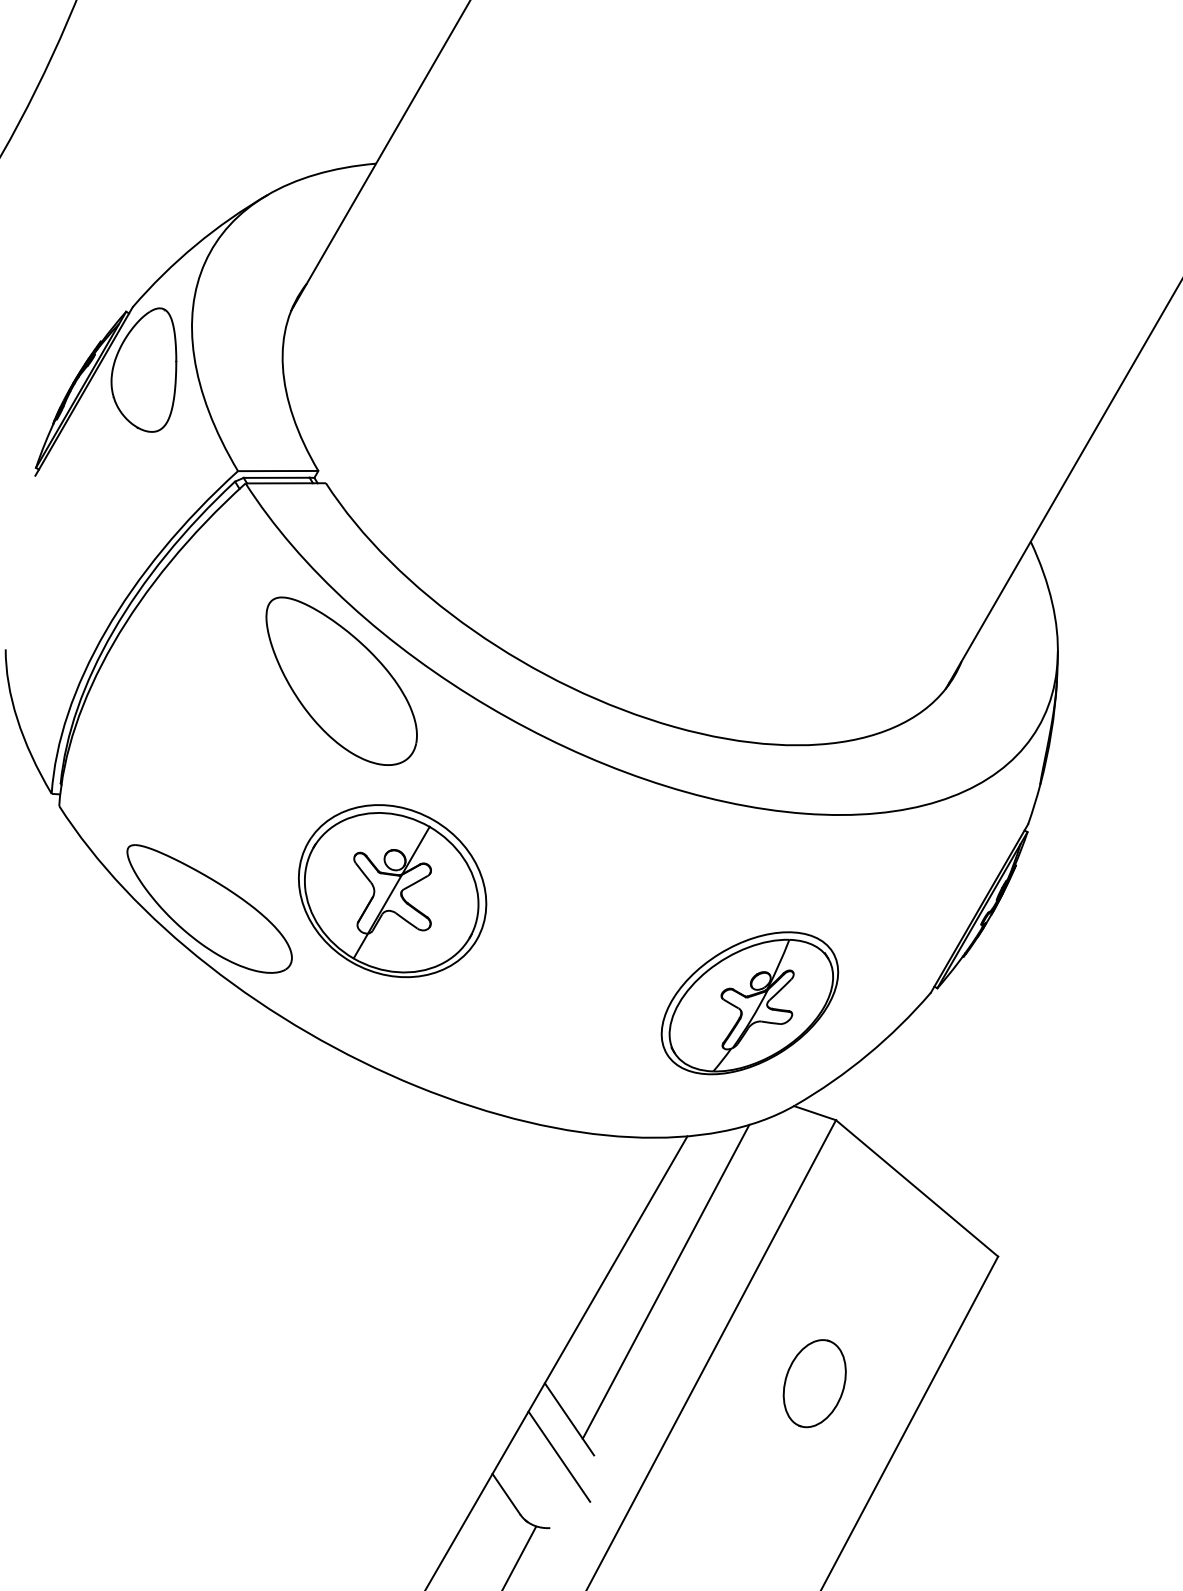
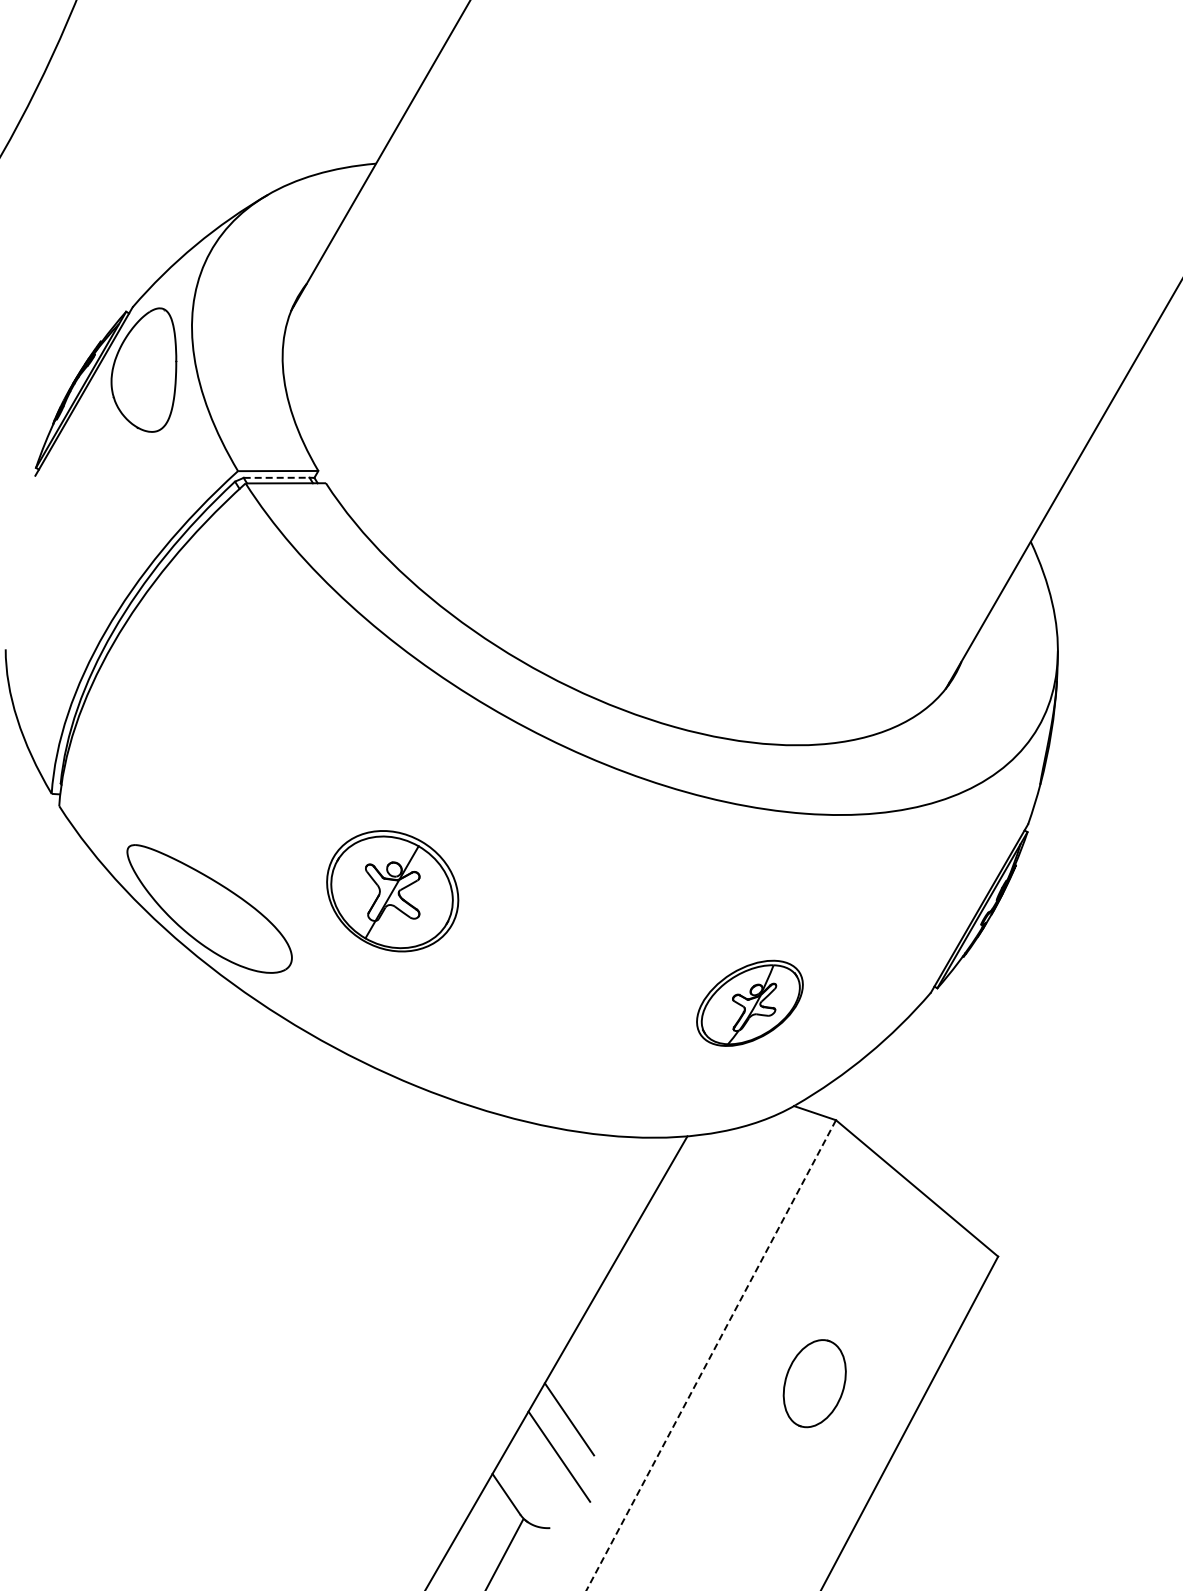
line: solid -> dashed (276, 477)
part: present -> none (341, 680)
part size: 190x175 px -> 134x123 px (392, 891)
part size: 180x145 px -> 108x88 px (749, 1002)
line: present -> none (665, 1281)
line: solid -> dashed (710, 1355)
line position: (519, 1556) -> (505, 1553) (505, 1553)
